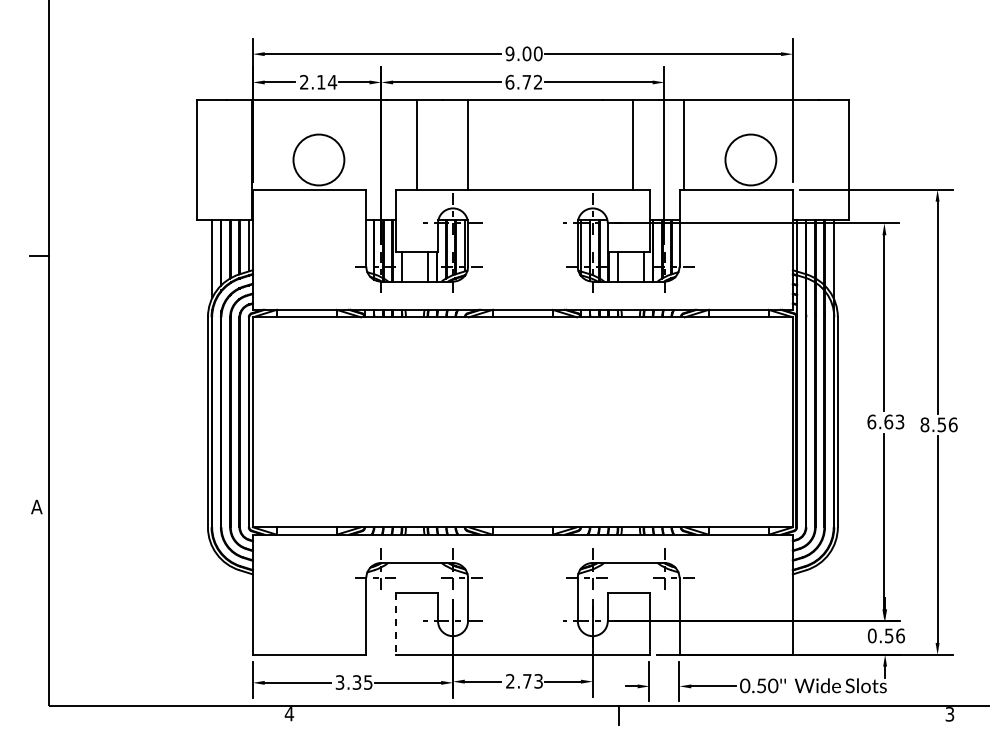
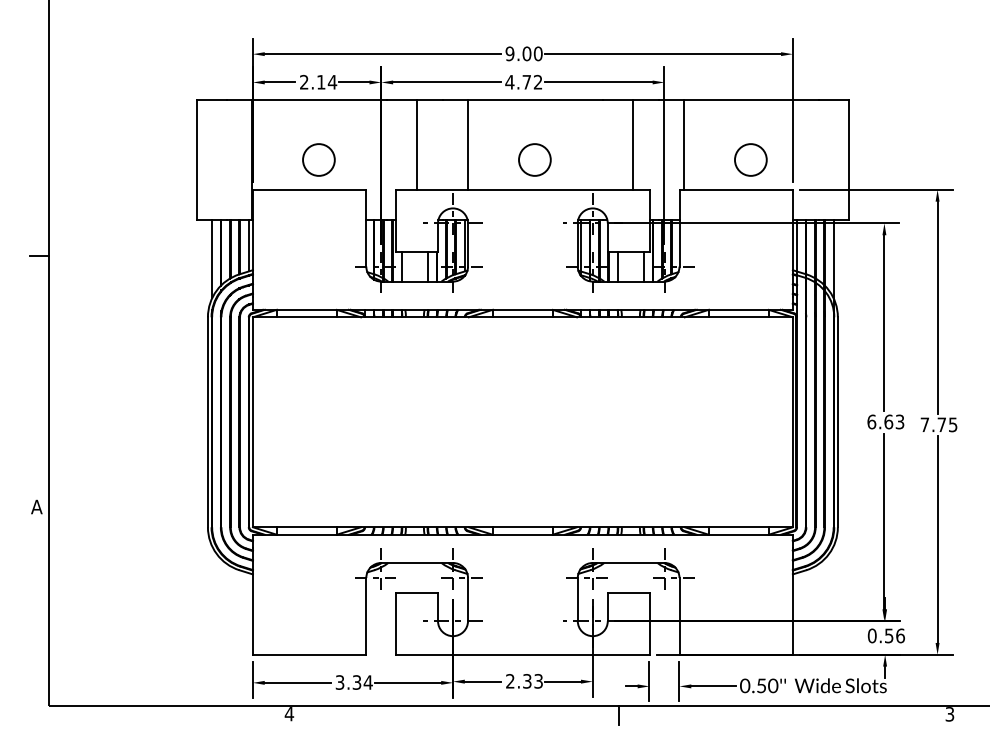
text: 6.72 -> 4.72 (509, 81)
circle diameter: 51 px -> 32 px (318, 159)
circle: none -> present (534, 159)
circle diameter: 51 px -> 32 px (750, 159)
text: 8.56 -> 7.75 (938, 424)
line: dashed -> solid (396, 623)
text: 2.73 -> 2.33 (527, 681)
text: 3.35 -> 3.34 (367, 682)
